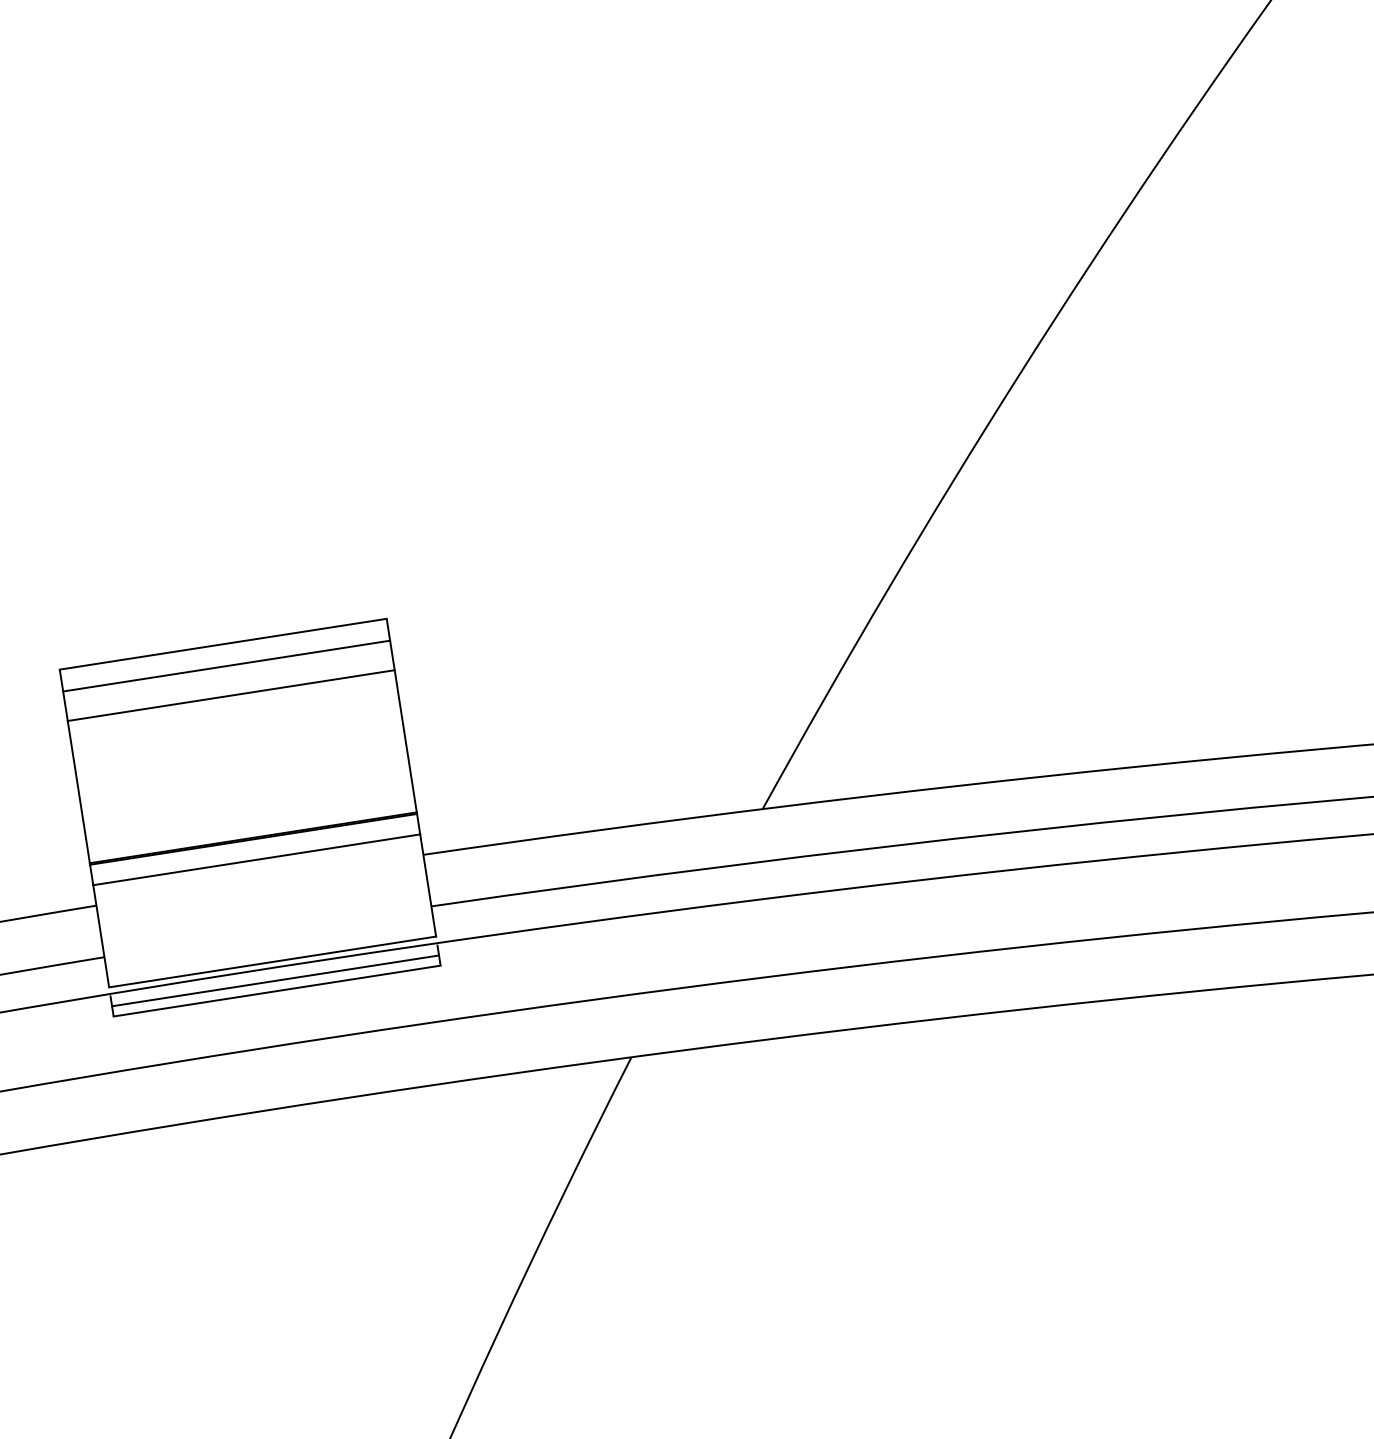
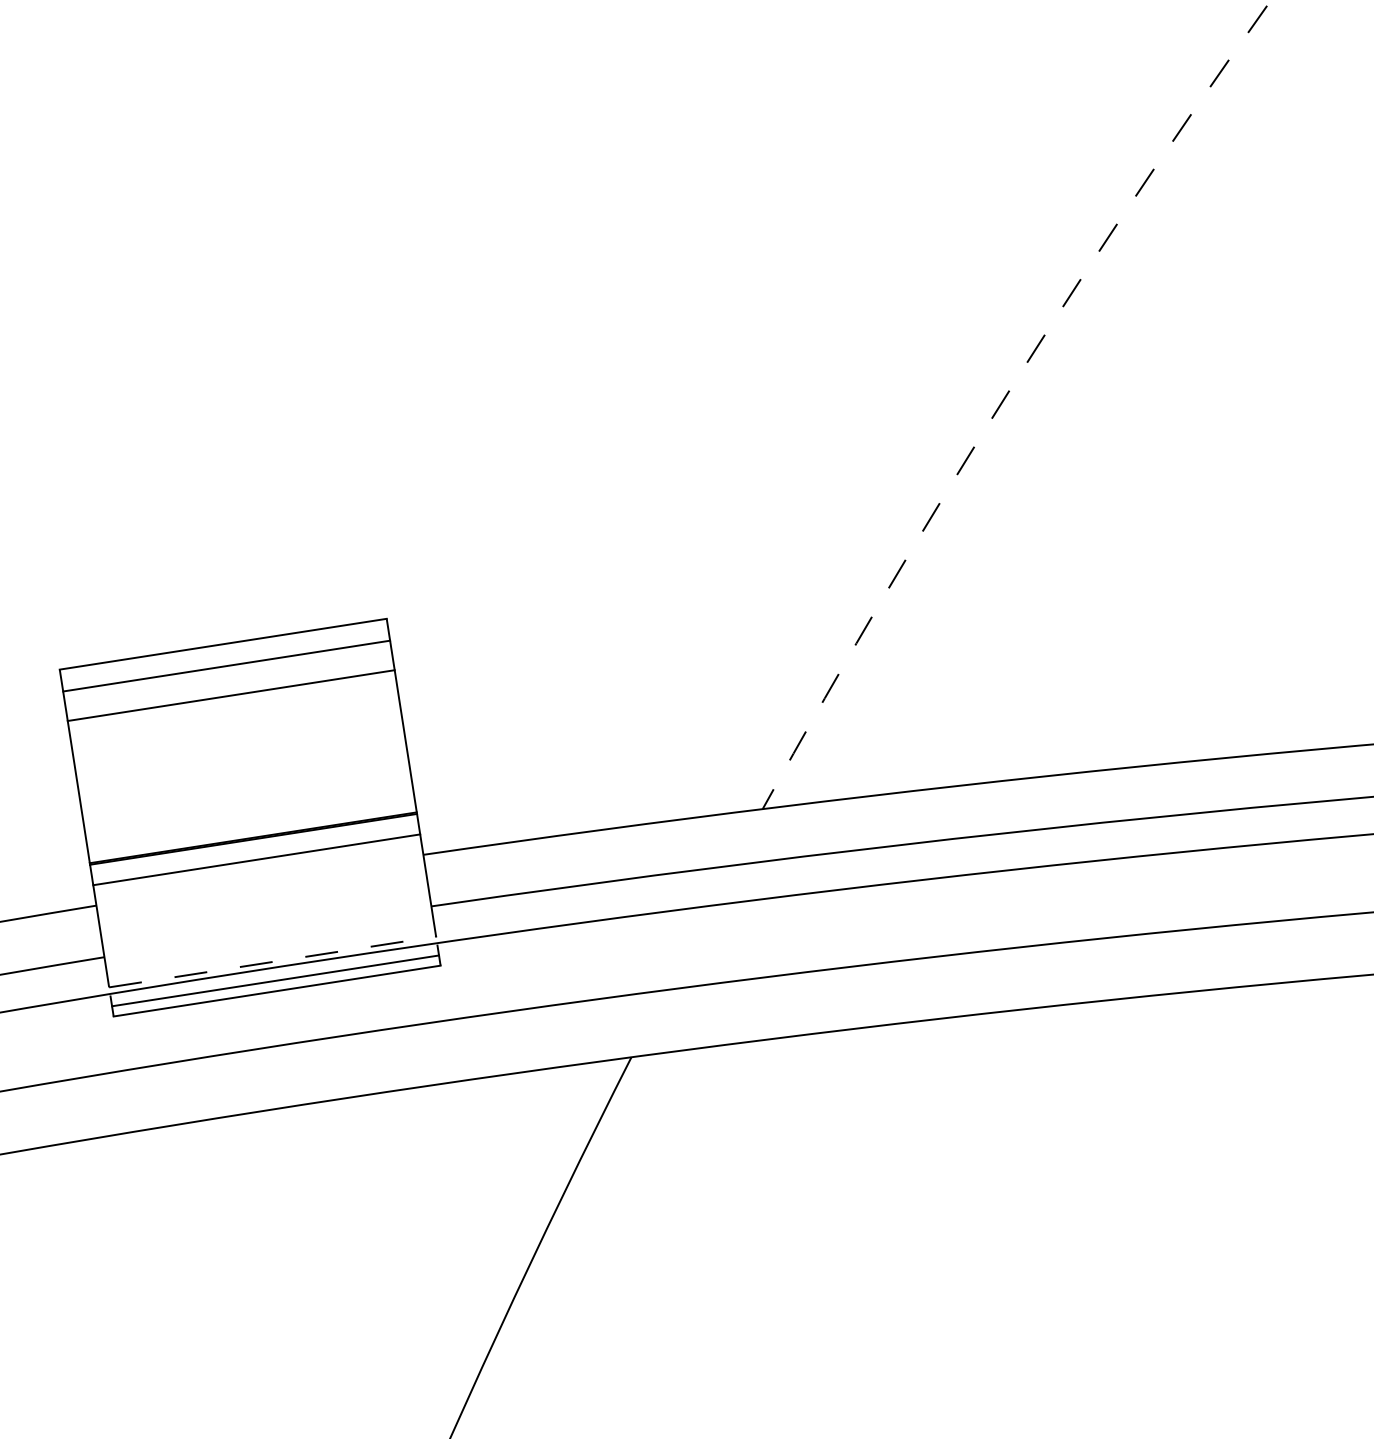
arc: solid -> dashed (1005, 397)
line: solid -> dashed (273, 961)
